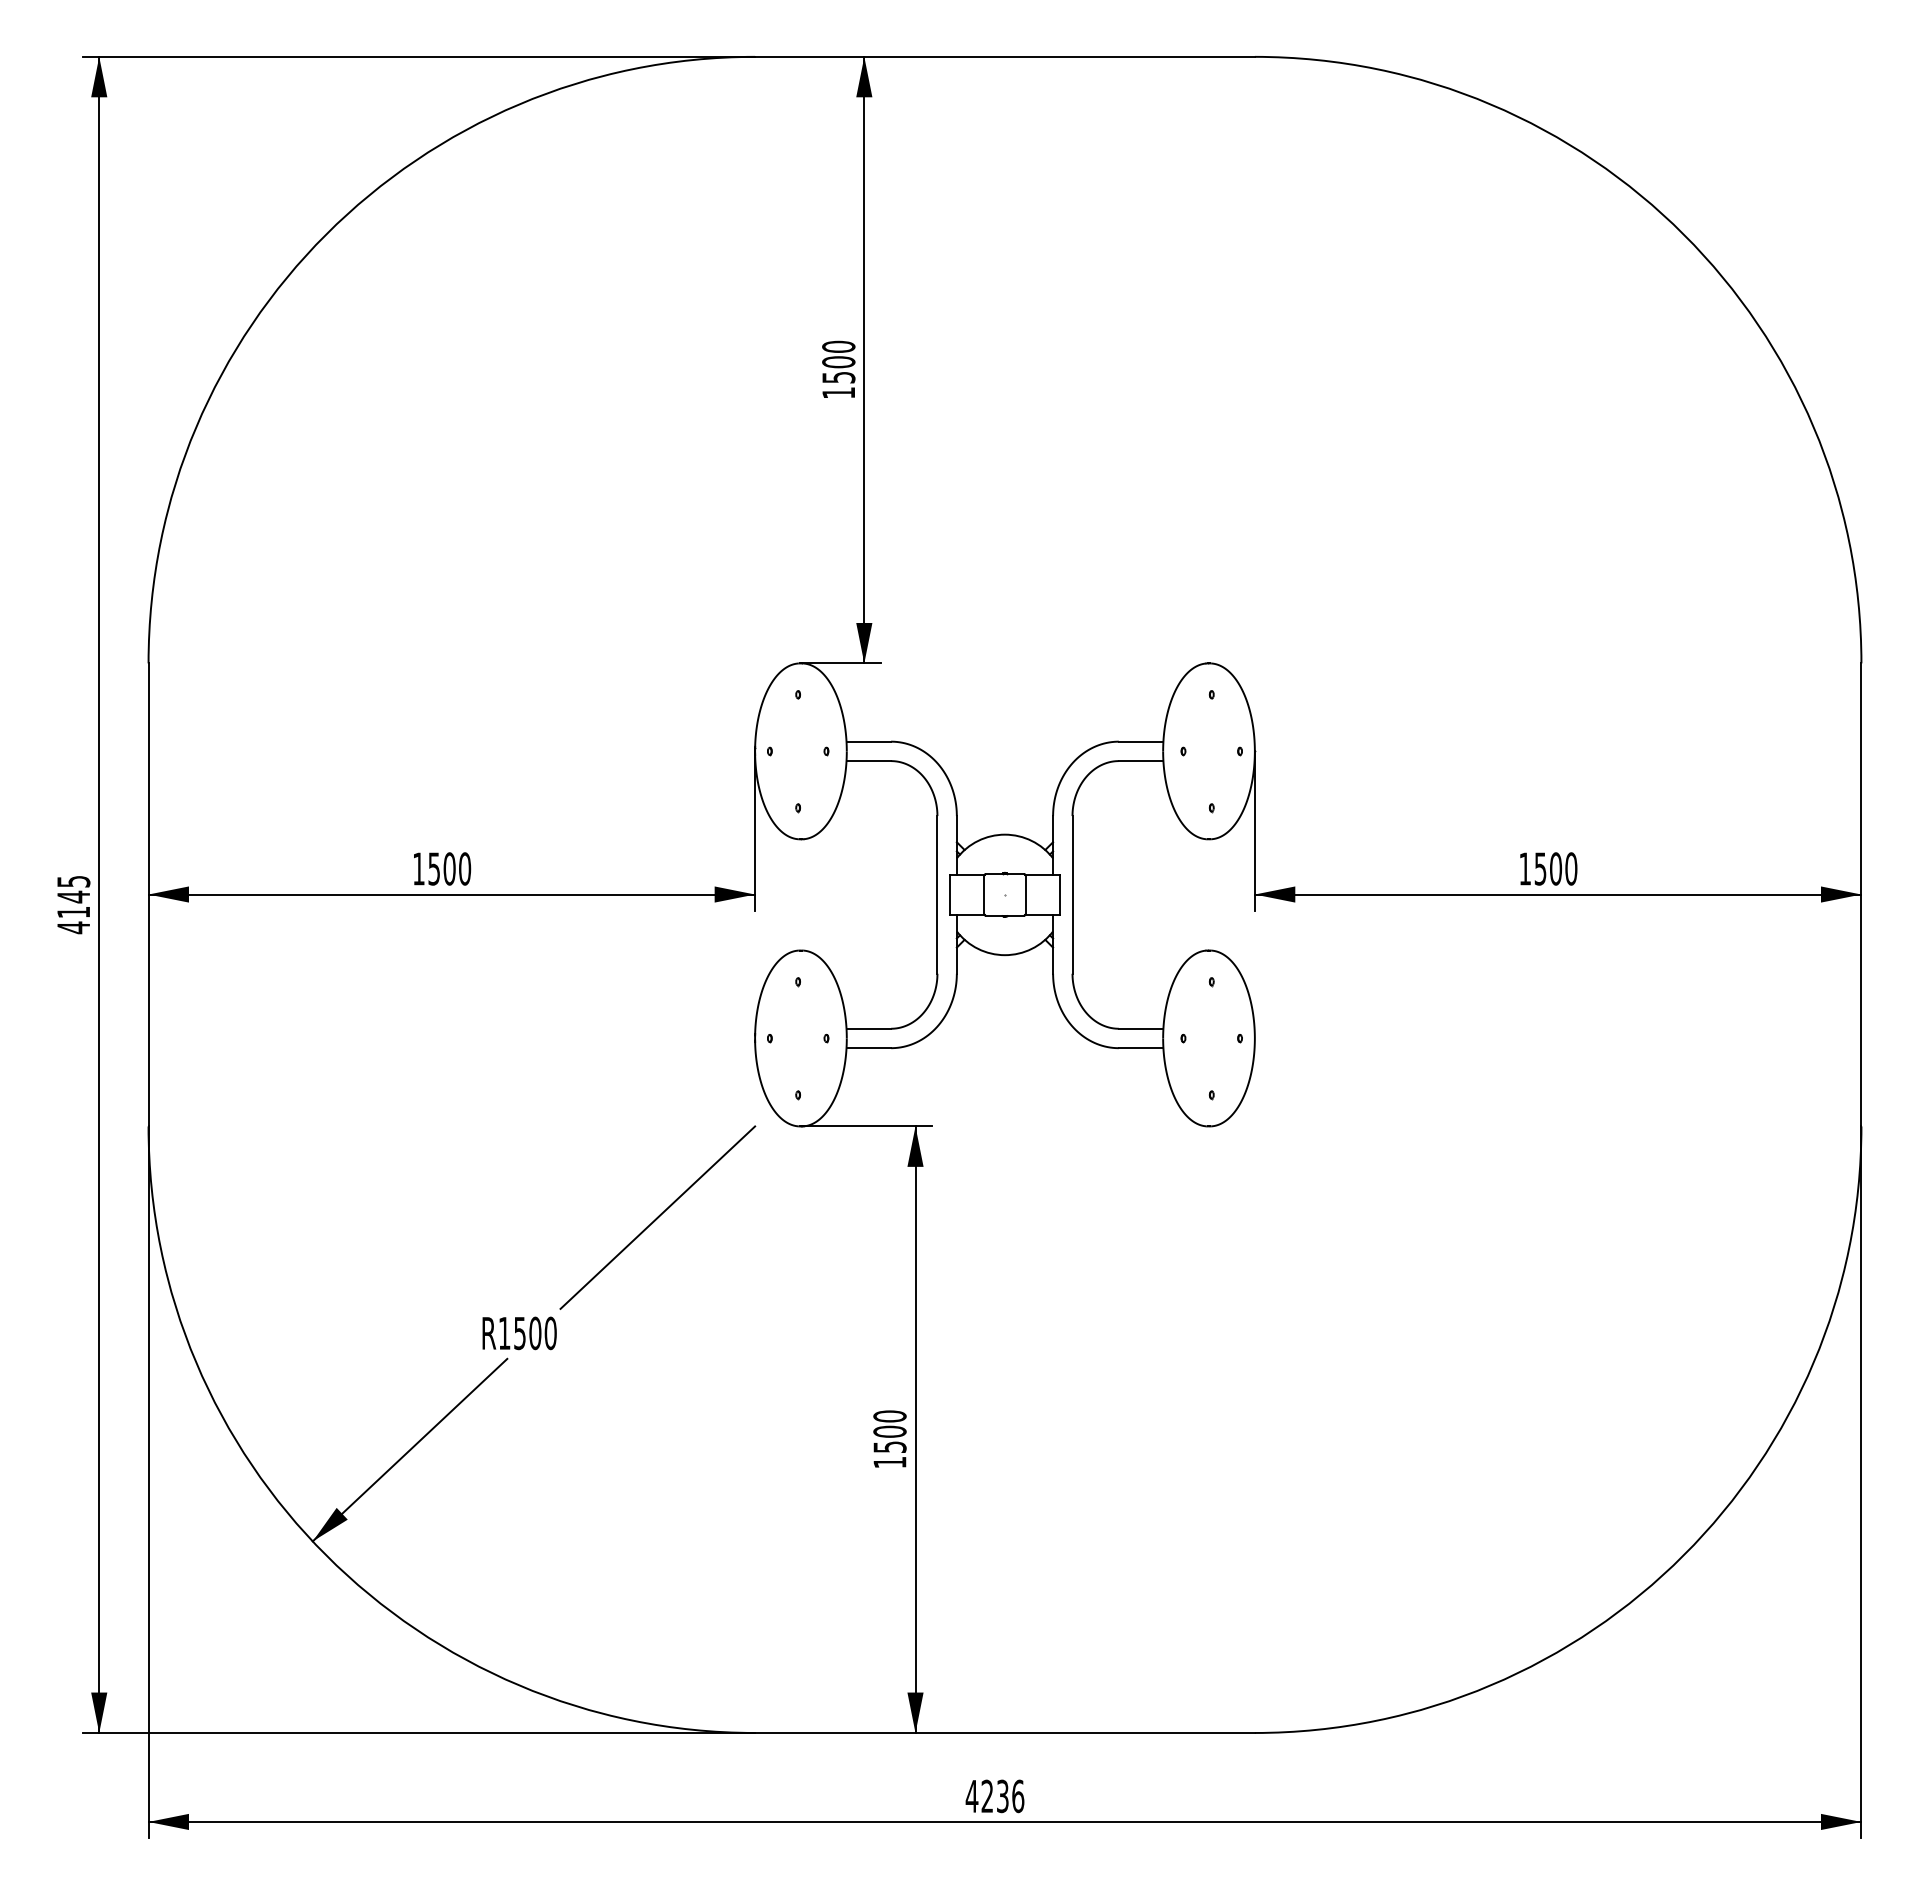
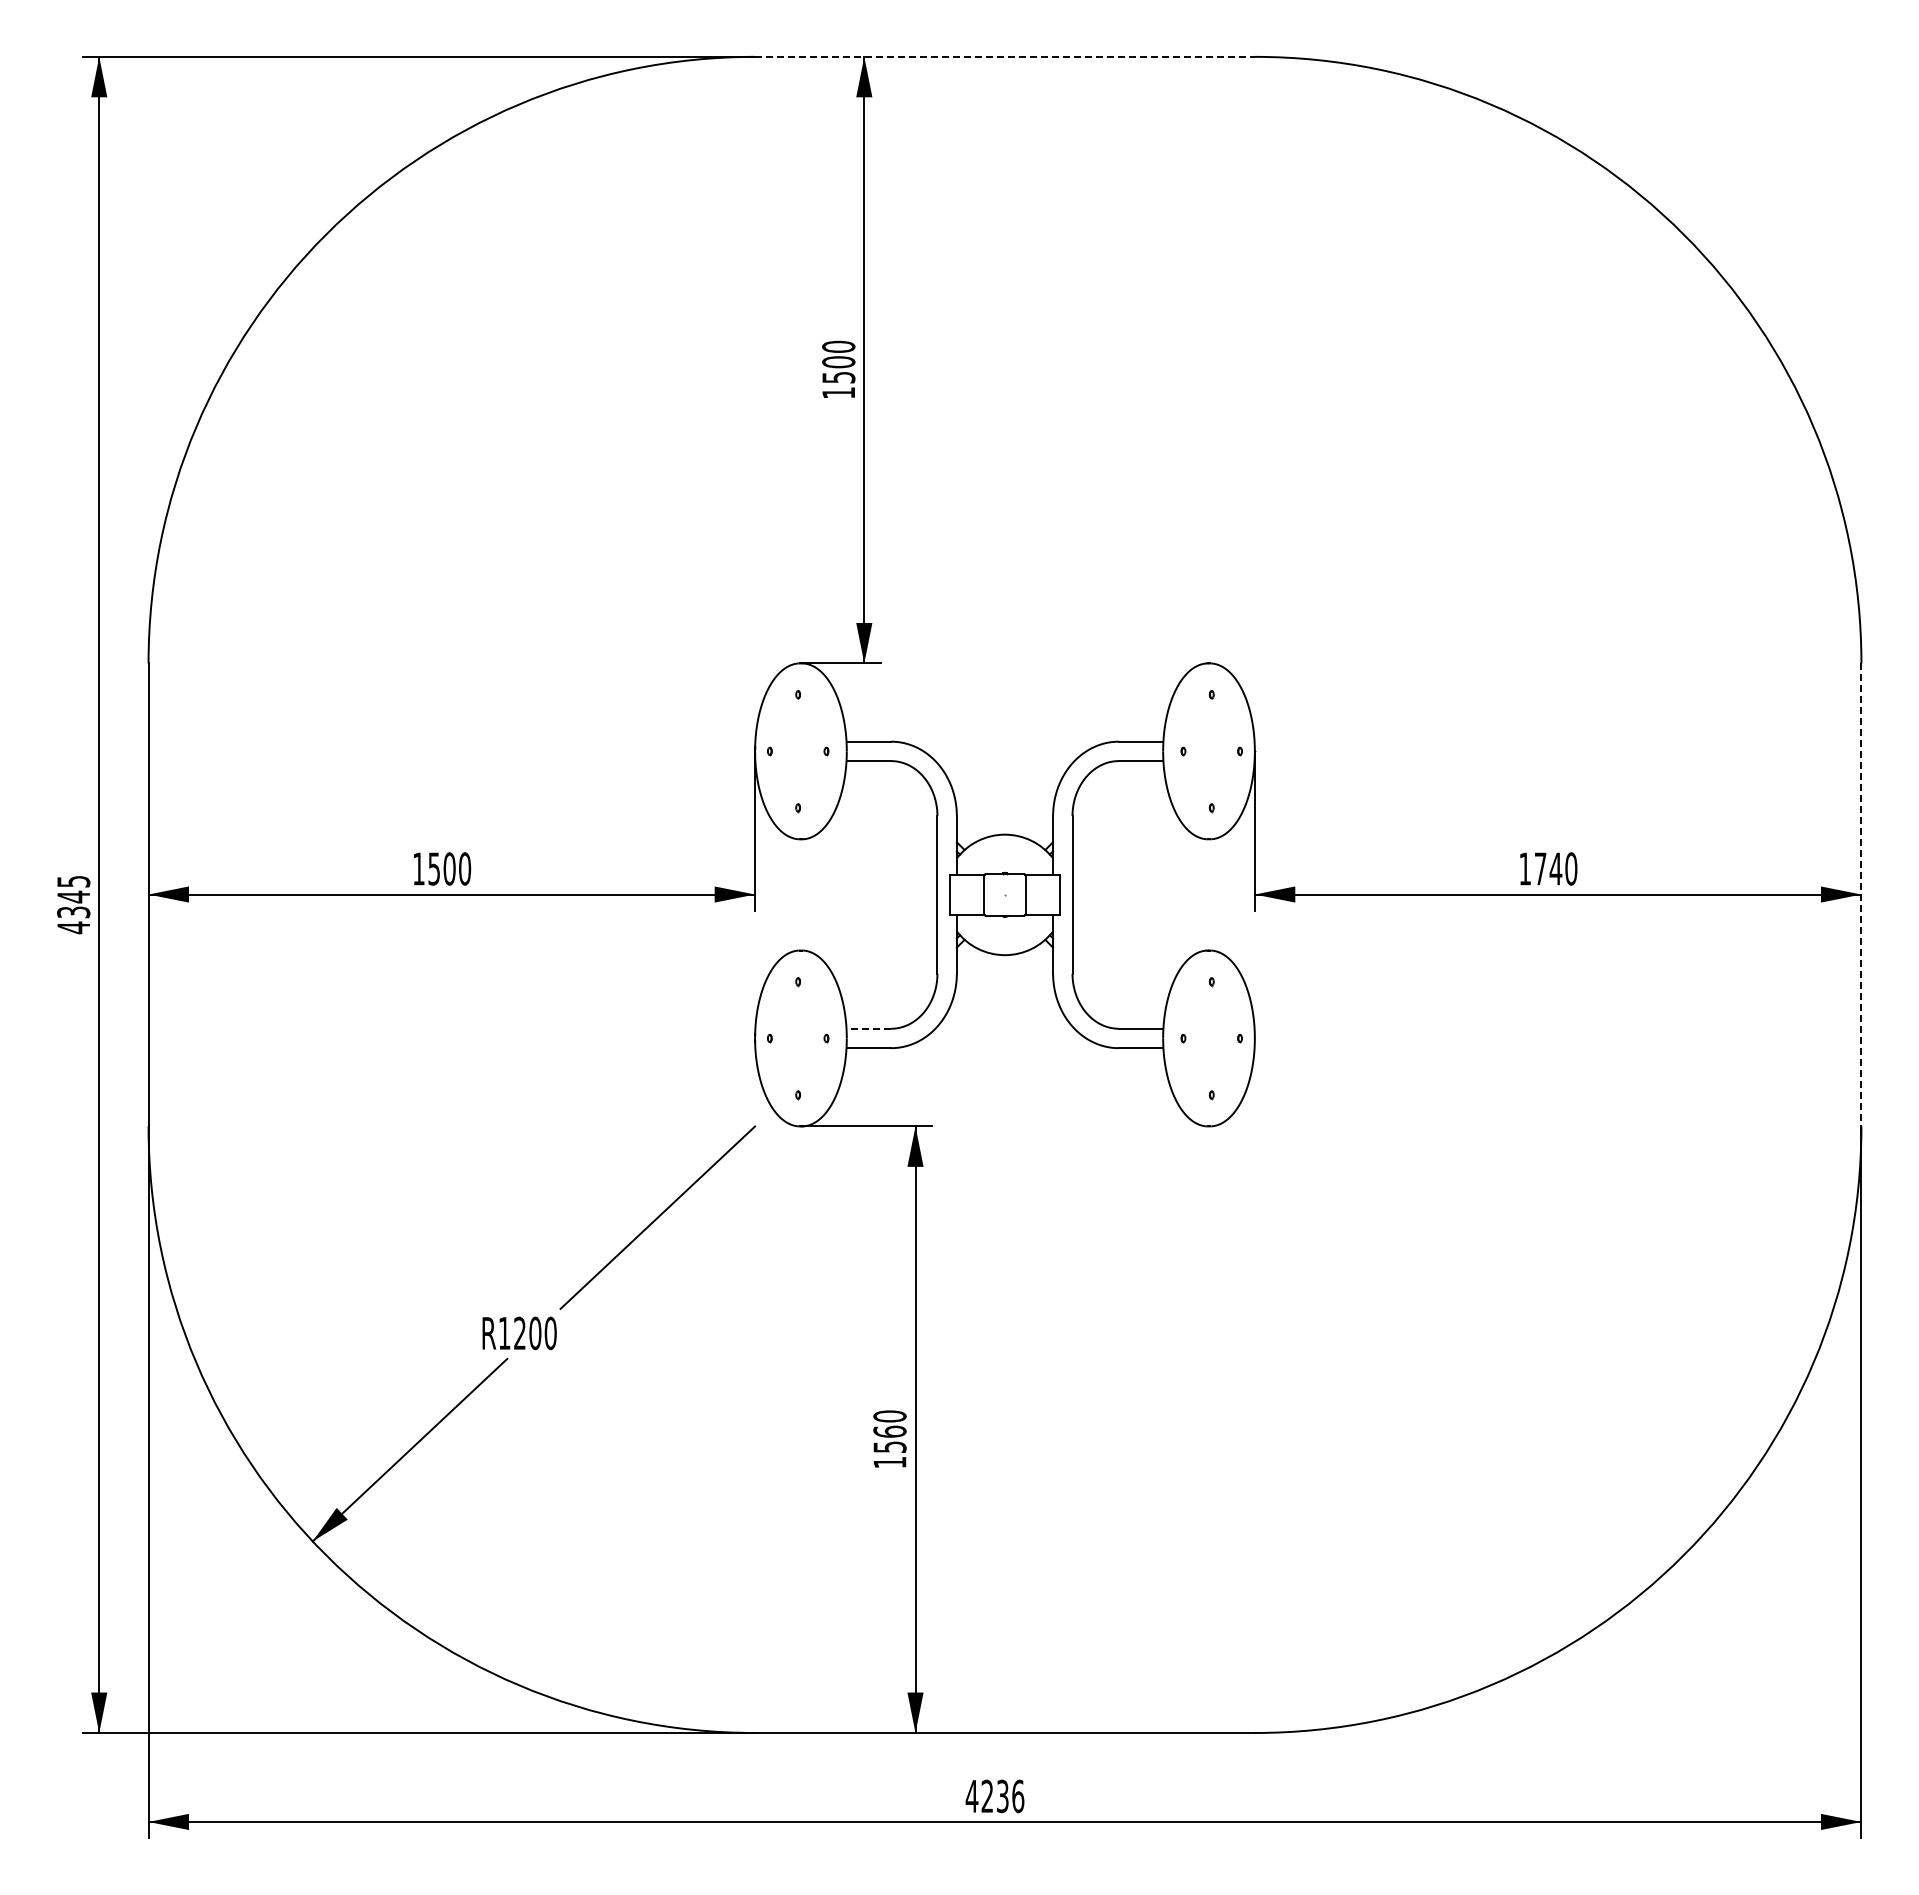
line: solid -> dashed (1005, 56)
text: 1500 -> 1740 (1548, 868)
line: solid -> dashed (1861, 894)
text: 4145 -> 4345 (73, 912)
line: solid -> dashed (868, 1028)
text: R1500 -> R1200 (519, 1333)
text: 1500 -> 1560 (889, 1431)
